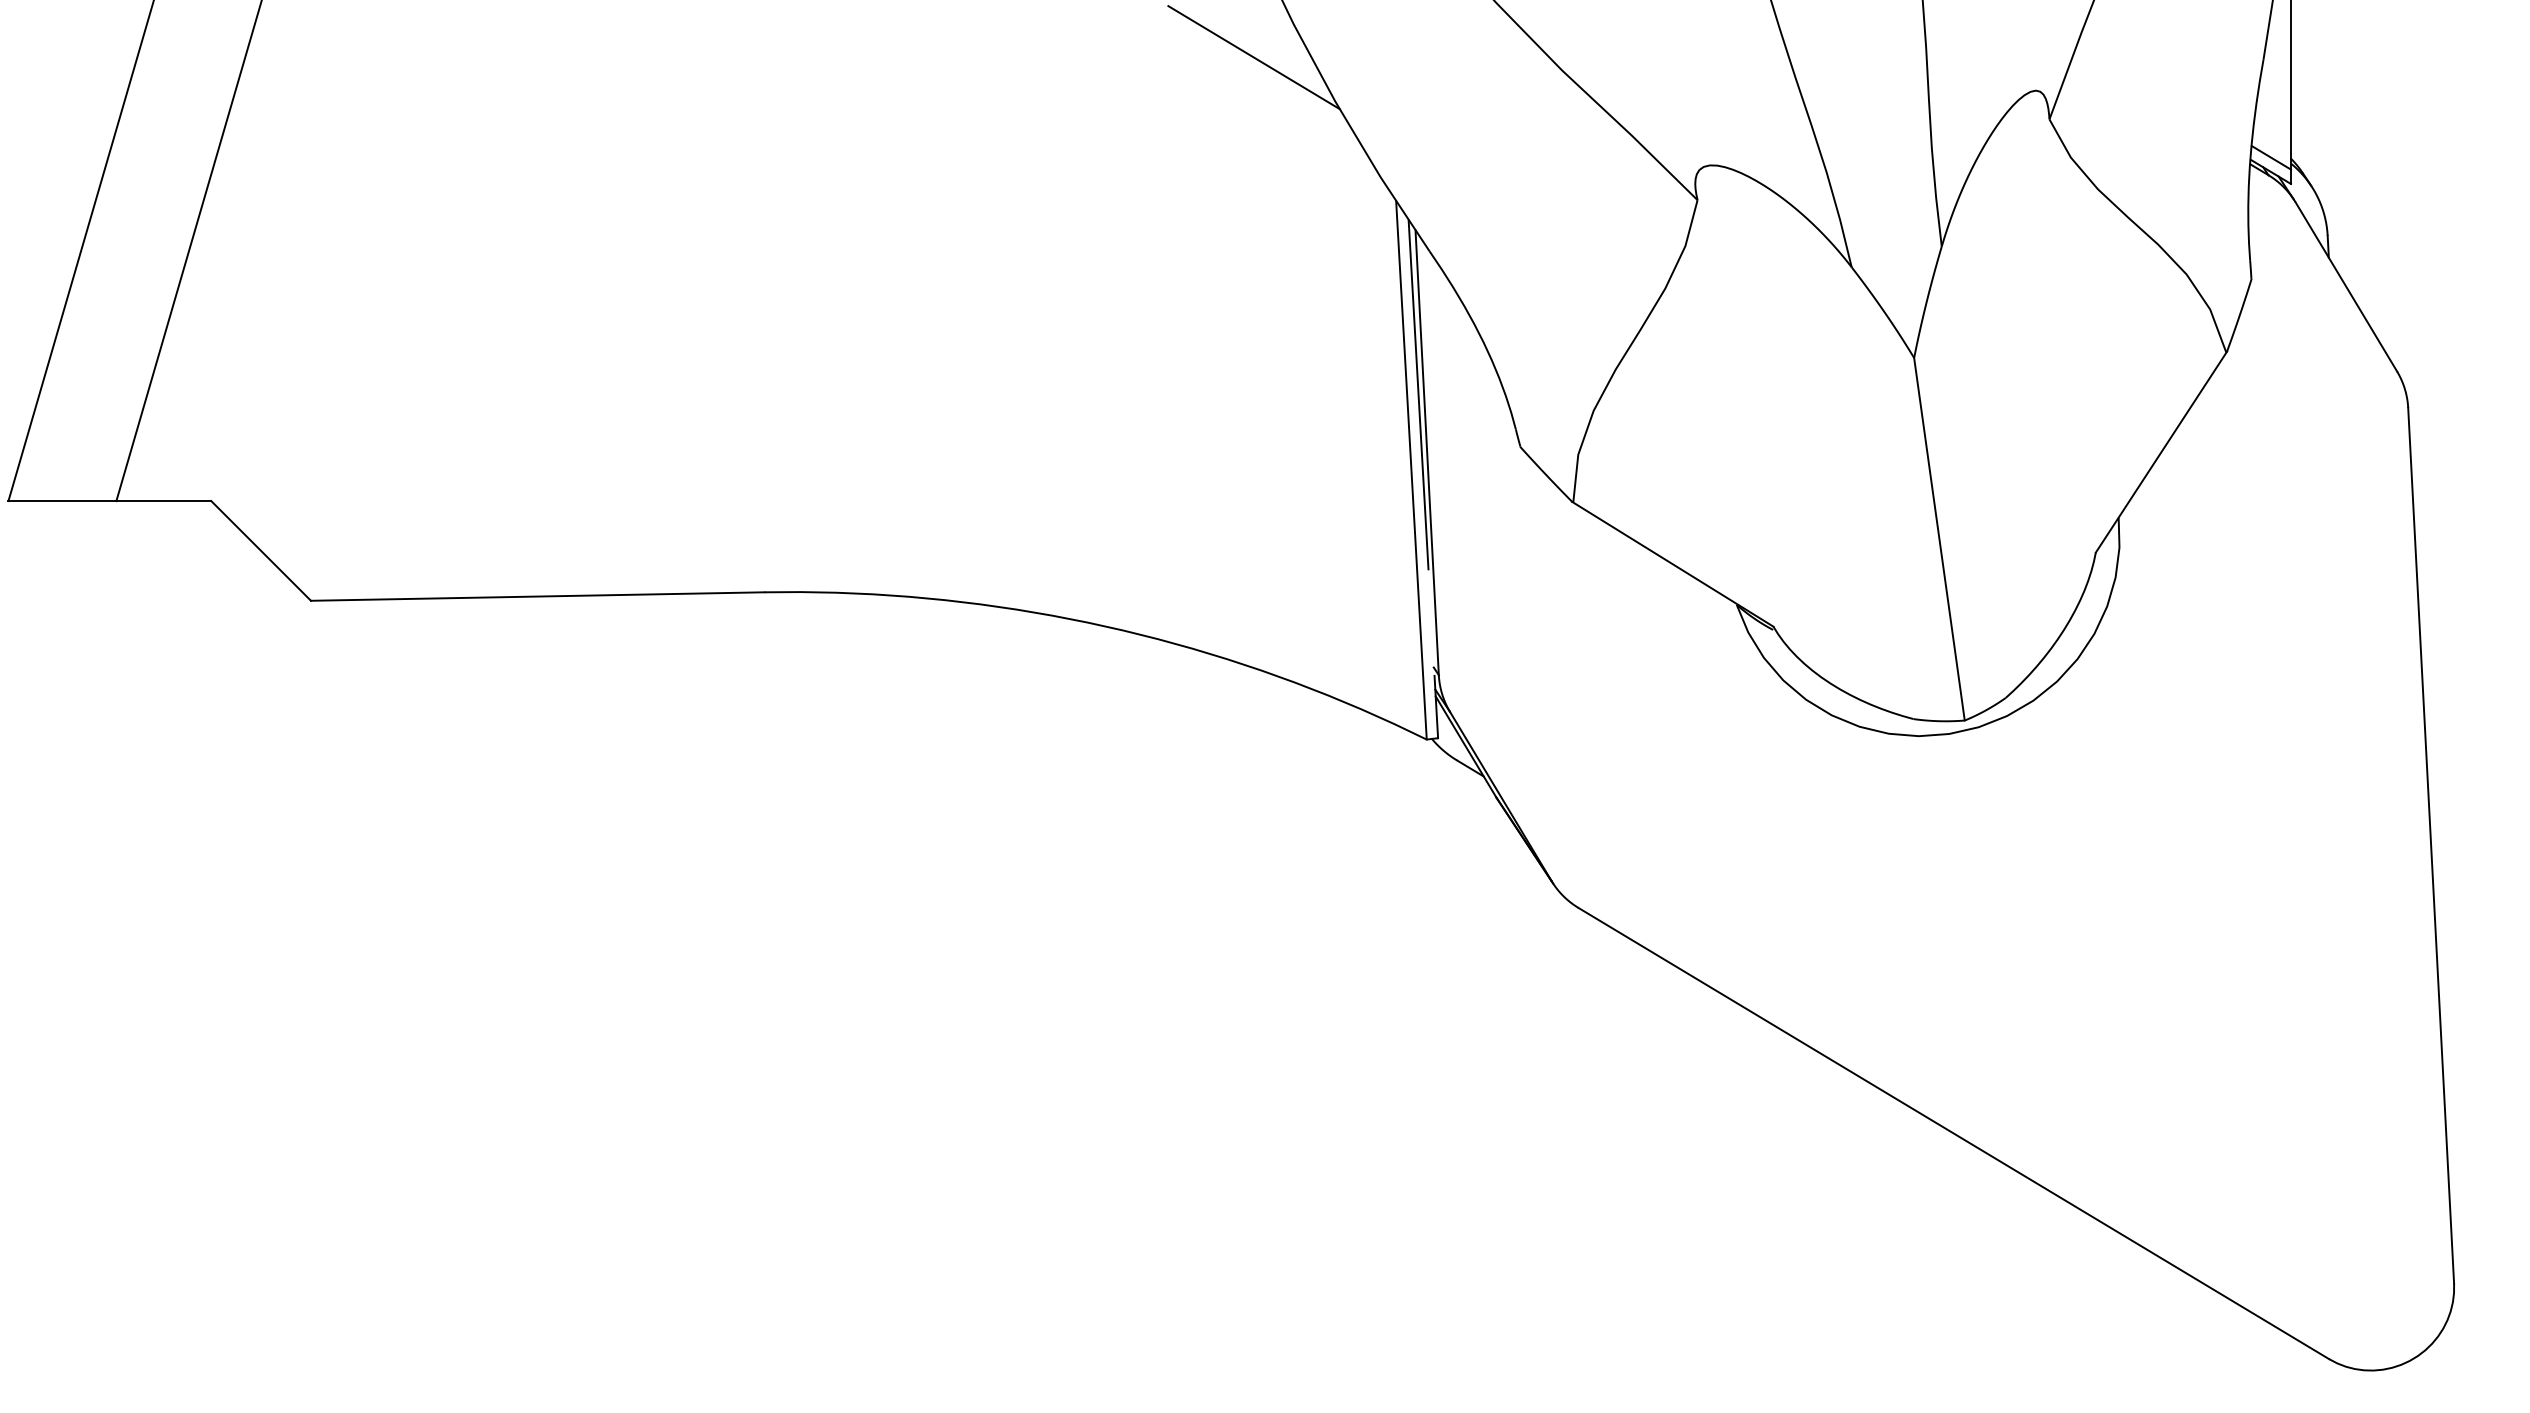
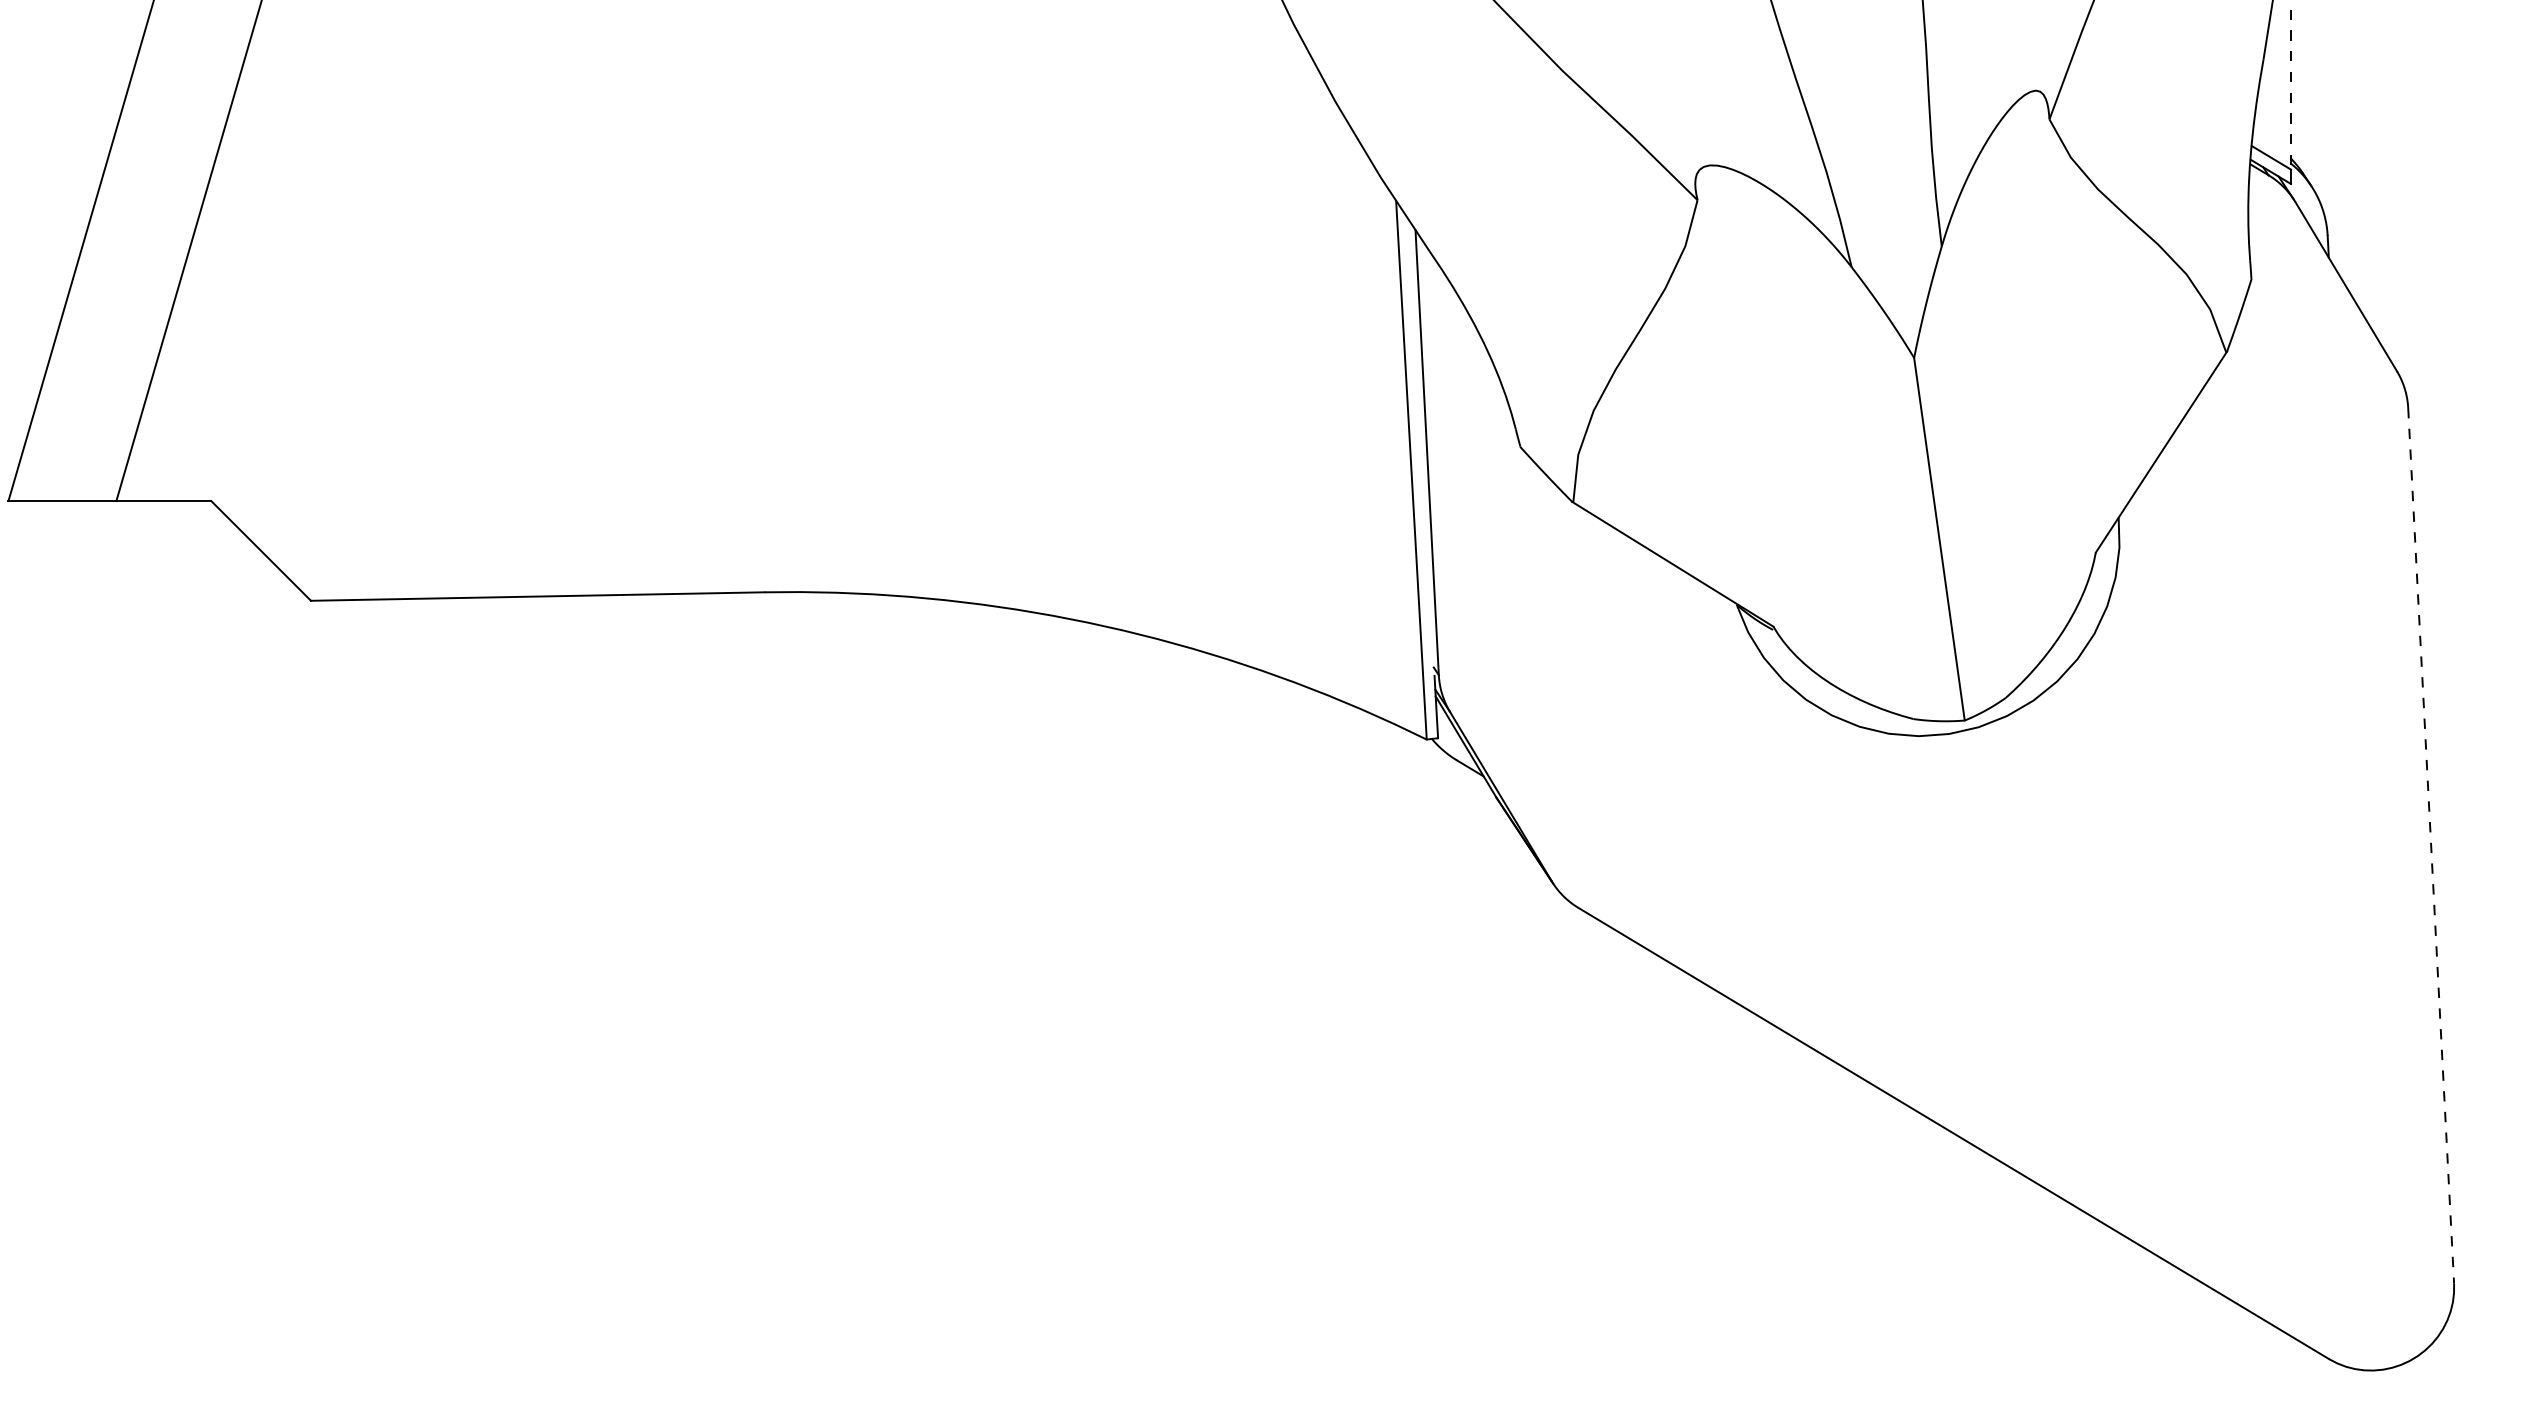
line: present -> none (1253, 57)
line: solid -> dashed (2291, 85)
line: present -> none (1418, 394)
line: solid -> dashed (2431, 846)
